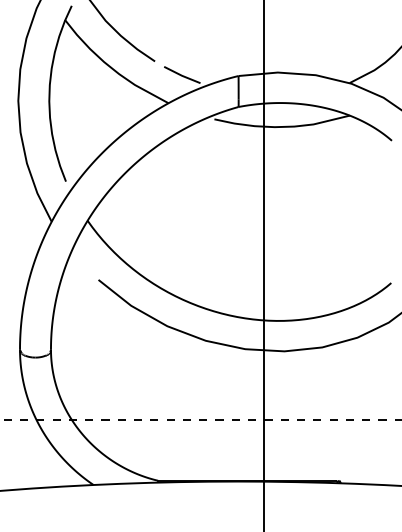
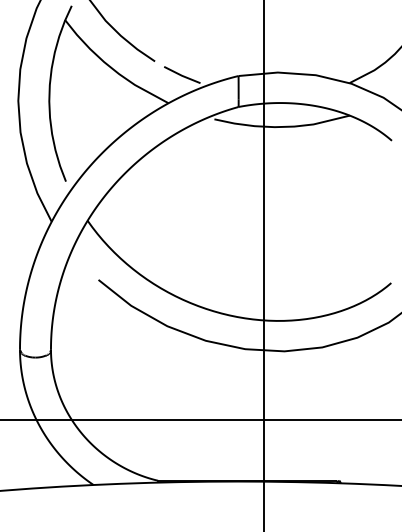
line: dashed -> solid (200, 419)
